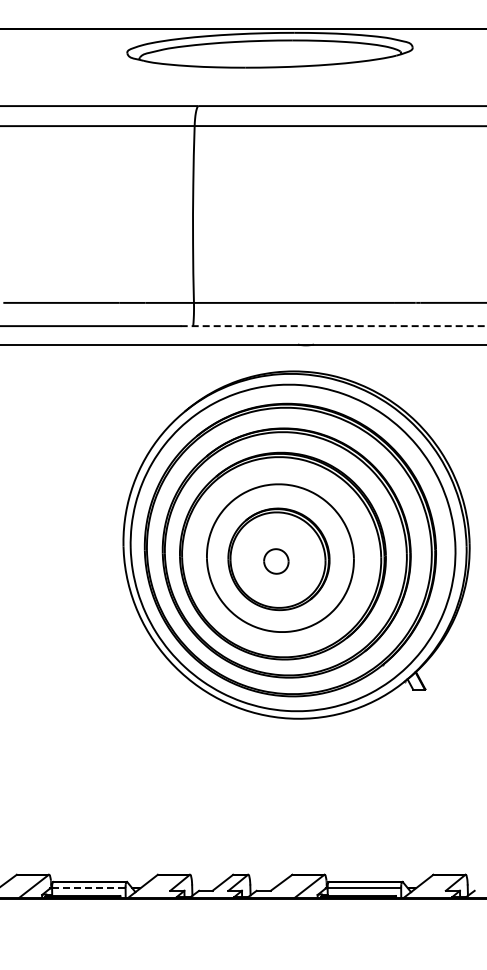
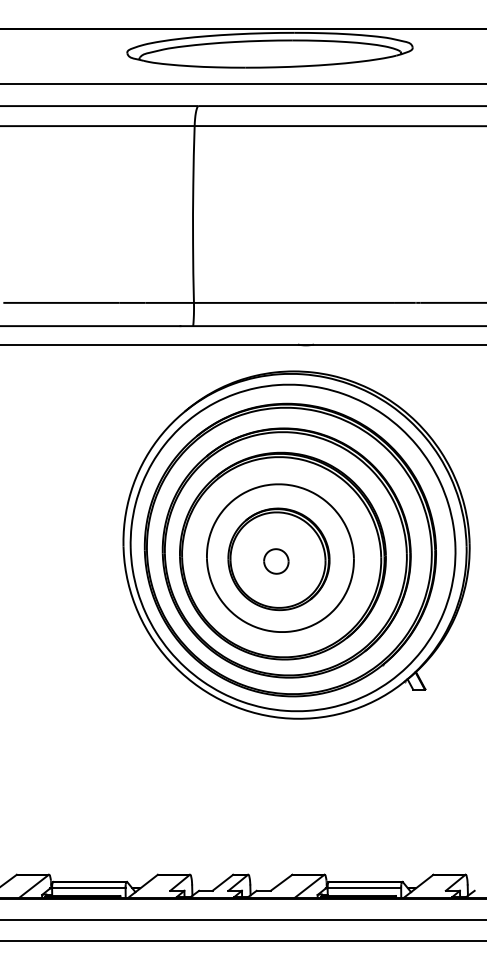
line: none -> present (242, 83)
line: dashed -> solid (333, 326)
line: dashed -> solid (88, 887)
line: none -> present (242, 919)
line: none -> present (242, 940)
